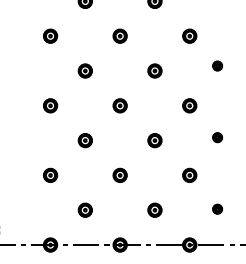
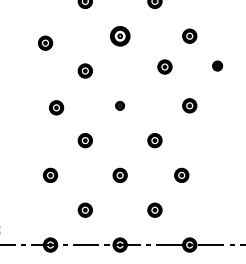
part position: (50, 35) -> (45, 42) (45, 42)
part size: 16x16 px -> 21x21 px (120, 36)
part position: (154, 70) -> (164, 66) (164, 66)
part position: (50, 105) -> (56, 107) (56, 107)
part size: 16x16 px -> 10x10 px (119, 105)
part: present -> none (217, 137)
part position: (189, 174) -> (181, 174) (181, 174)
part: present -> none (217, 208)
